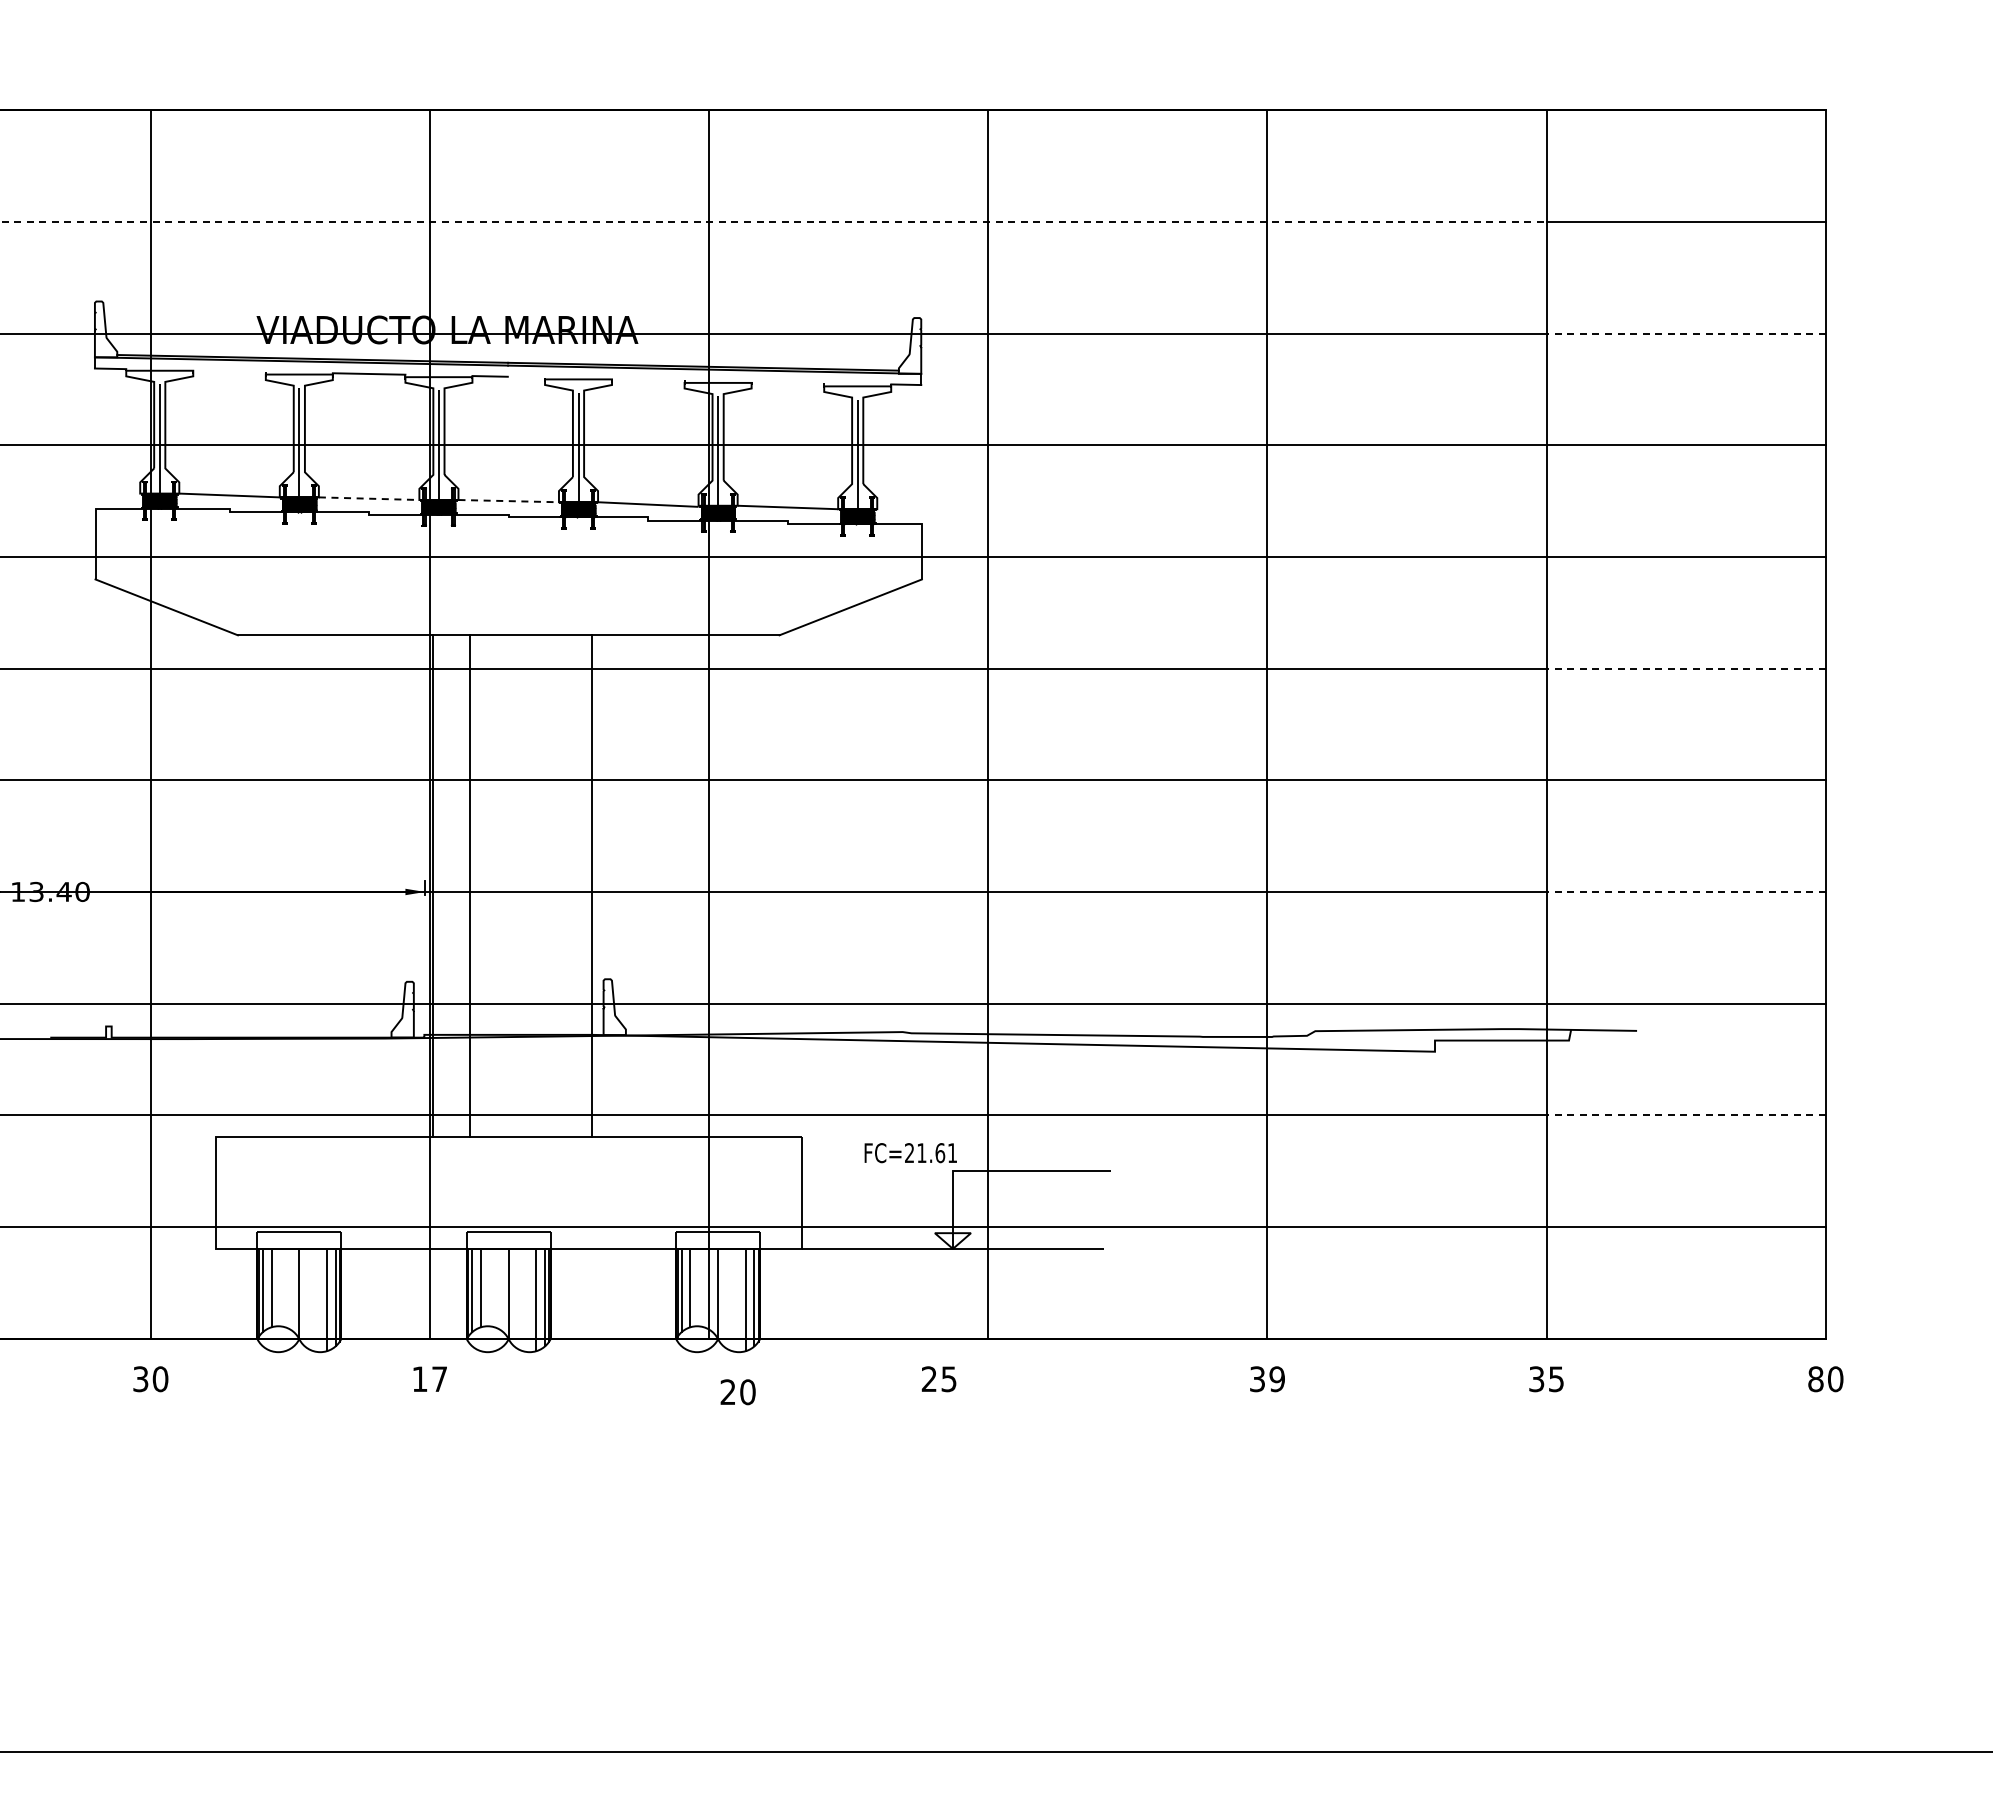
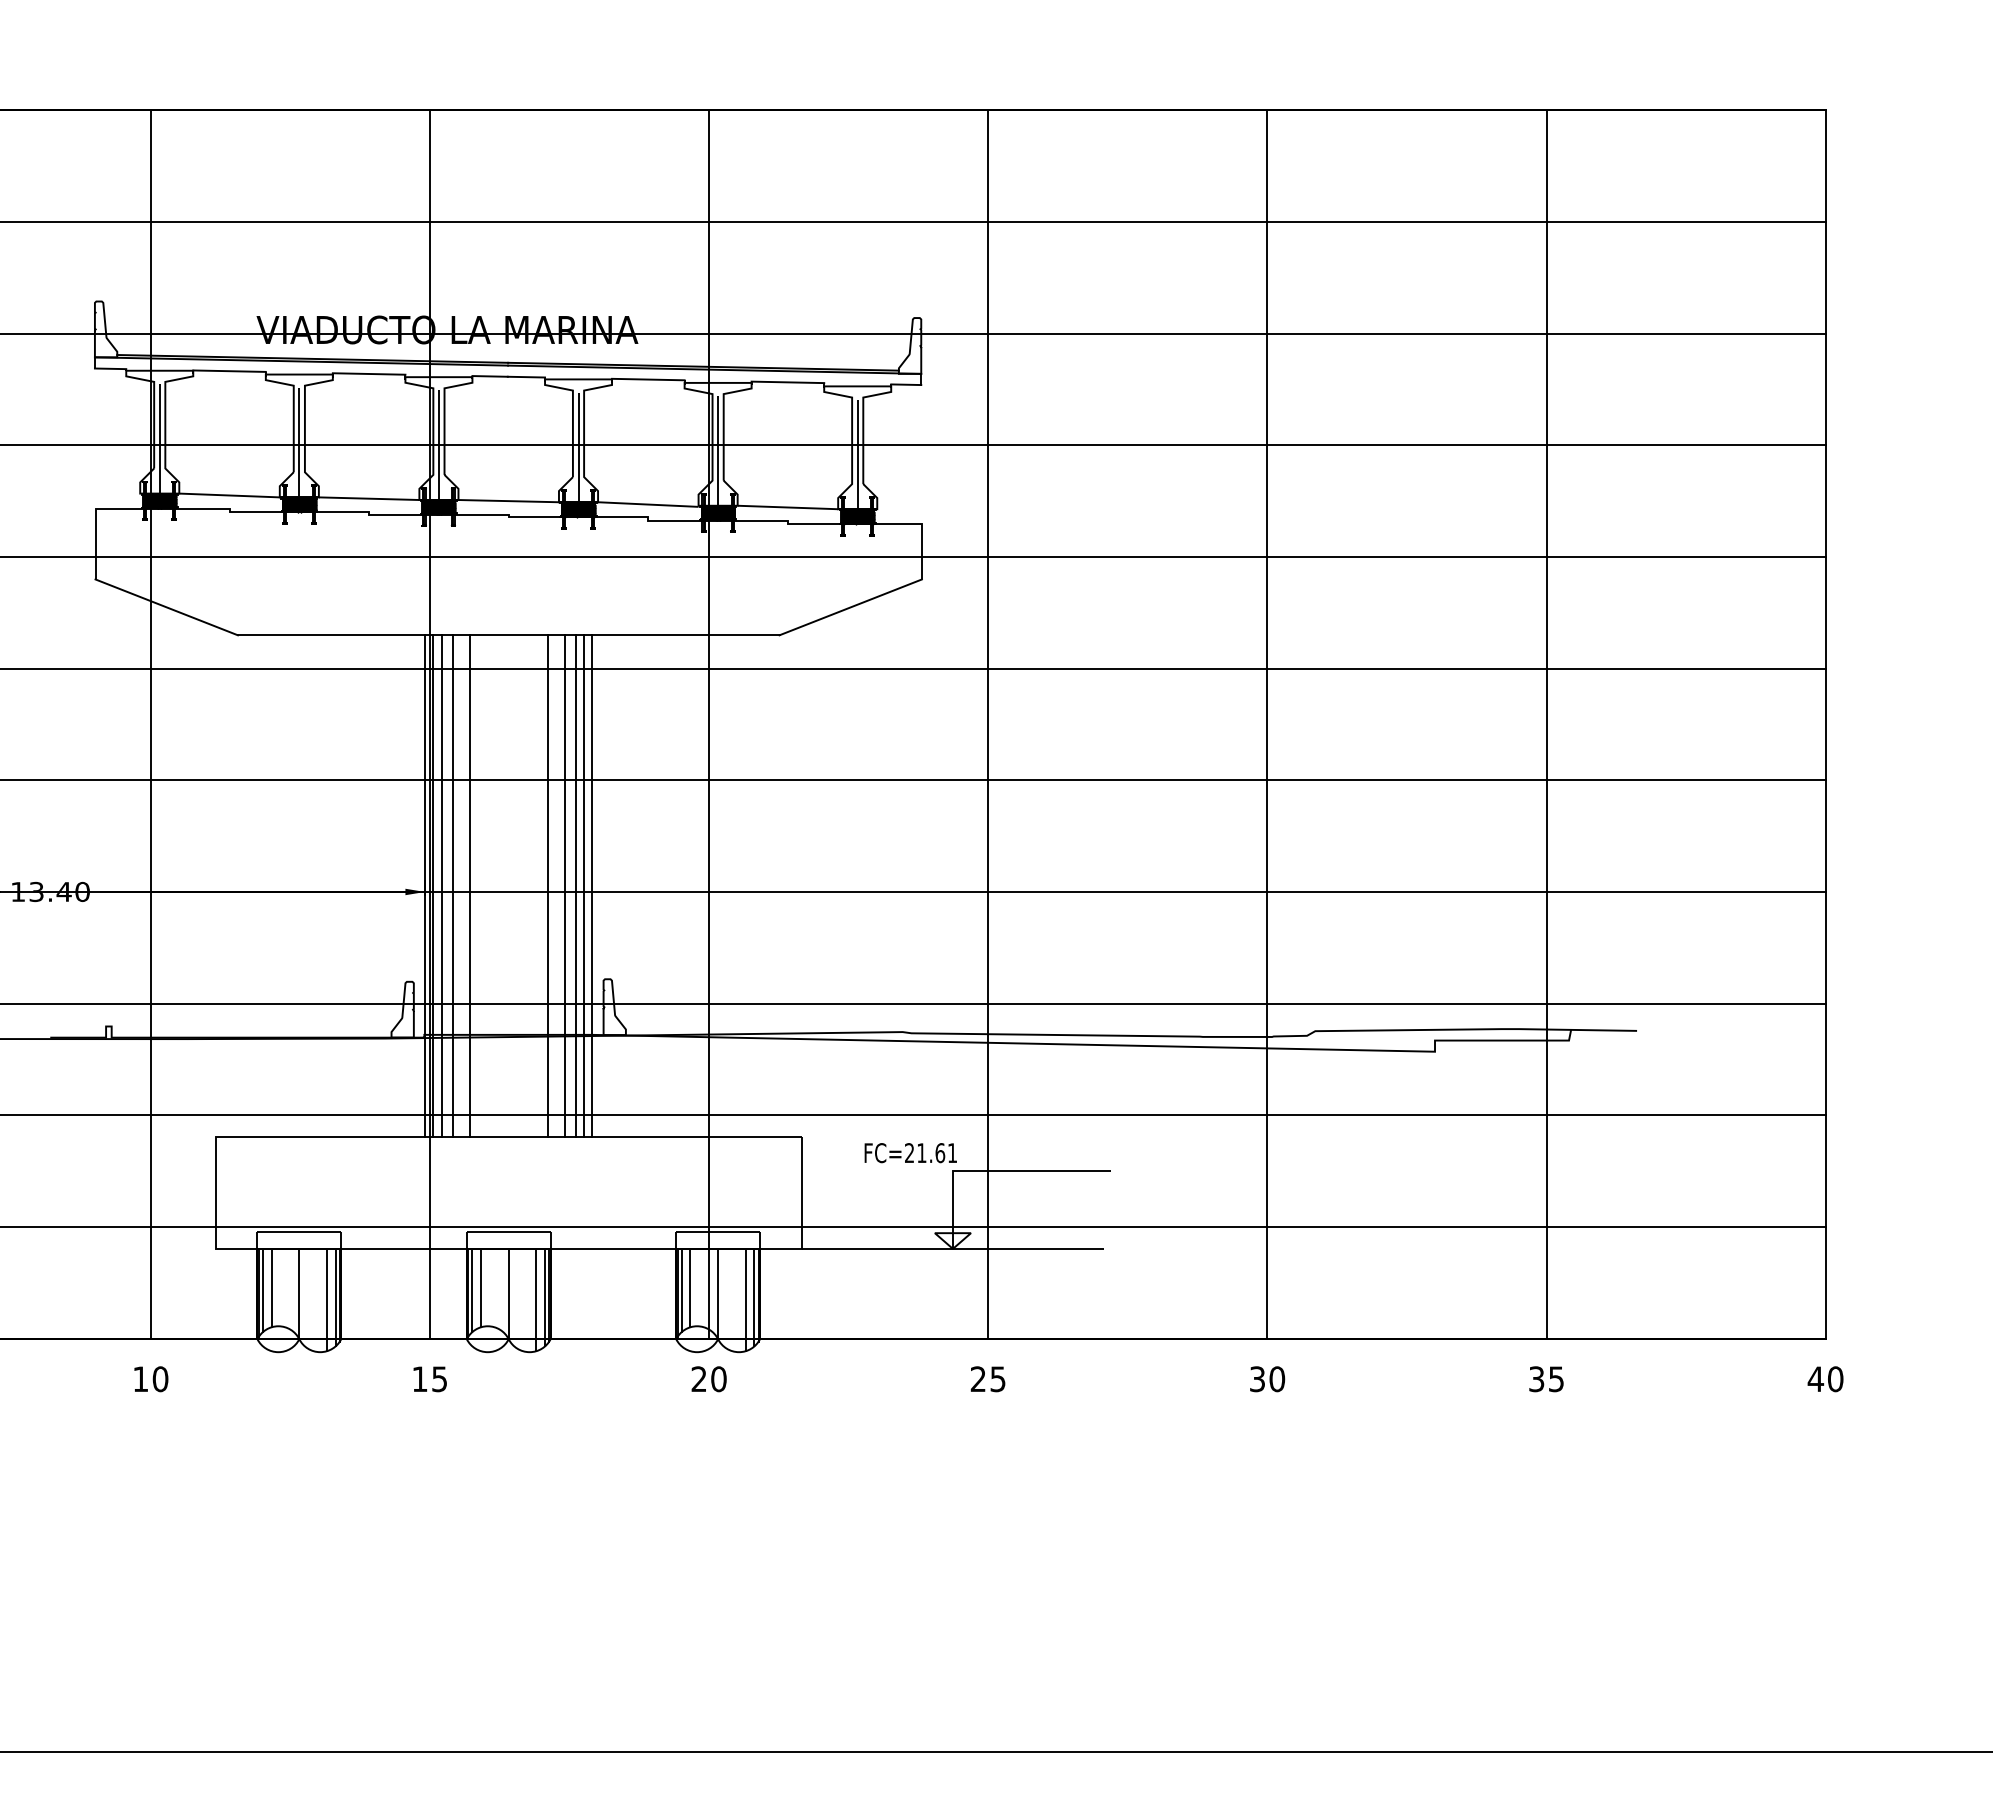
line: dashed -> solid (773, 222)
line: dashed -> solid (1686, 333)
line: none -> present (229, 370)
line: none -> present (526, 376)
line: none -> present (648, 379)
line: none -> present (787, 382)
line: dashed -> solid (369, 498)
line: dashed -> solid (509, 501)
line: dashed -> solid (1686, 668)
line: none -> present (424, 886)
line: none -> present (441, 886)
line: none -> present (452, 886)
line: none -> present (547, 886)
line: none -> present (564, 886)
line: none -> present (575, 886)
line: none -> present (584, 886)
line: dashed -> solid (1686, 892)
line: dashed -> solid (1686, 1115)
text: 30 -> 10 (140, 1379)
text: 17 -> 15 (439, 1379)
text position: (938, 1379) -> (987, 1379) (987, 1379)
text: 39 -> 30 (1277, 1379)
text: 80 -> 40 (1815, 1379)
text position: (737, 1392) -> (708, 1379) (708, 1379)
